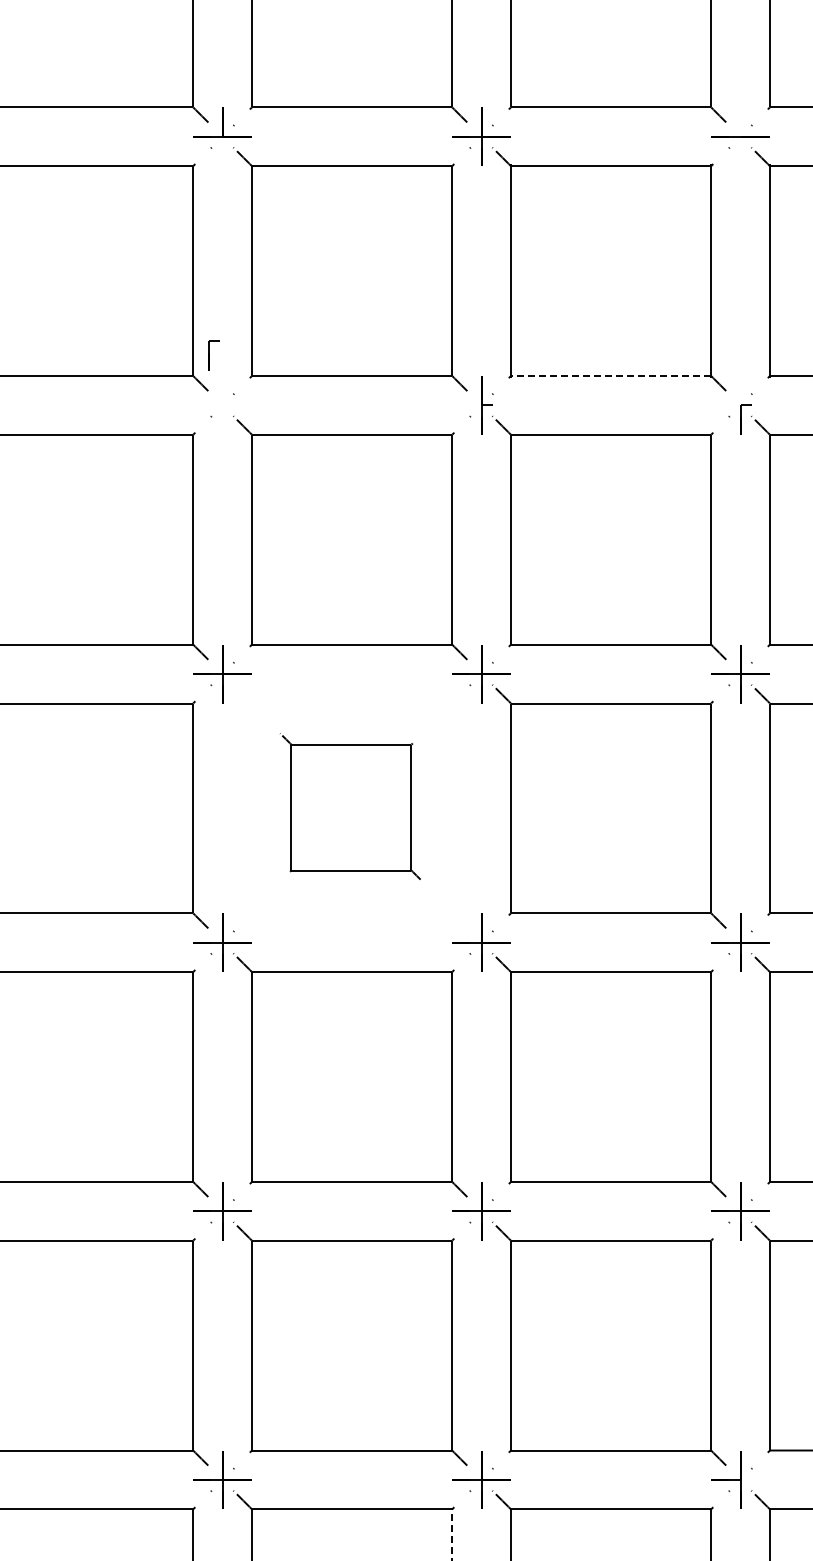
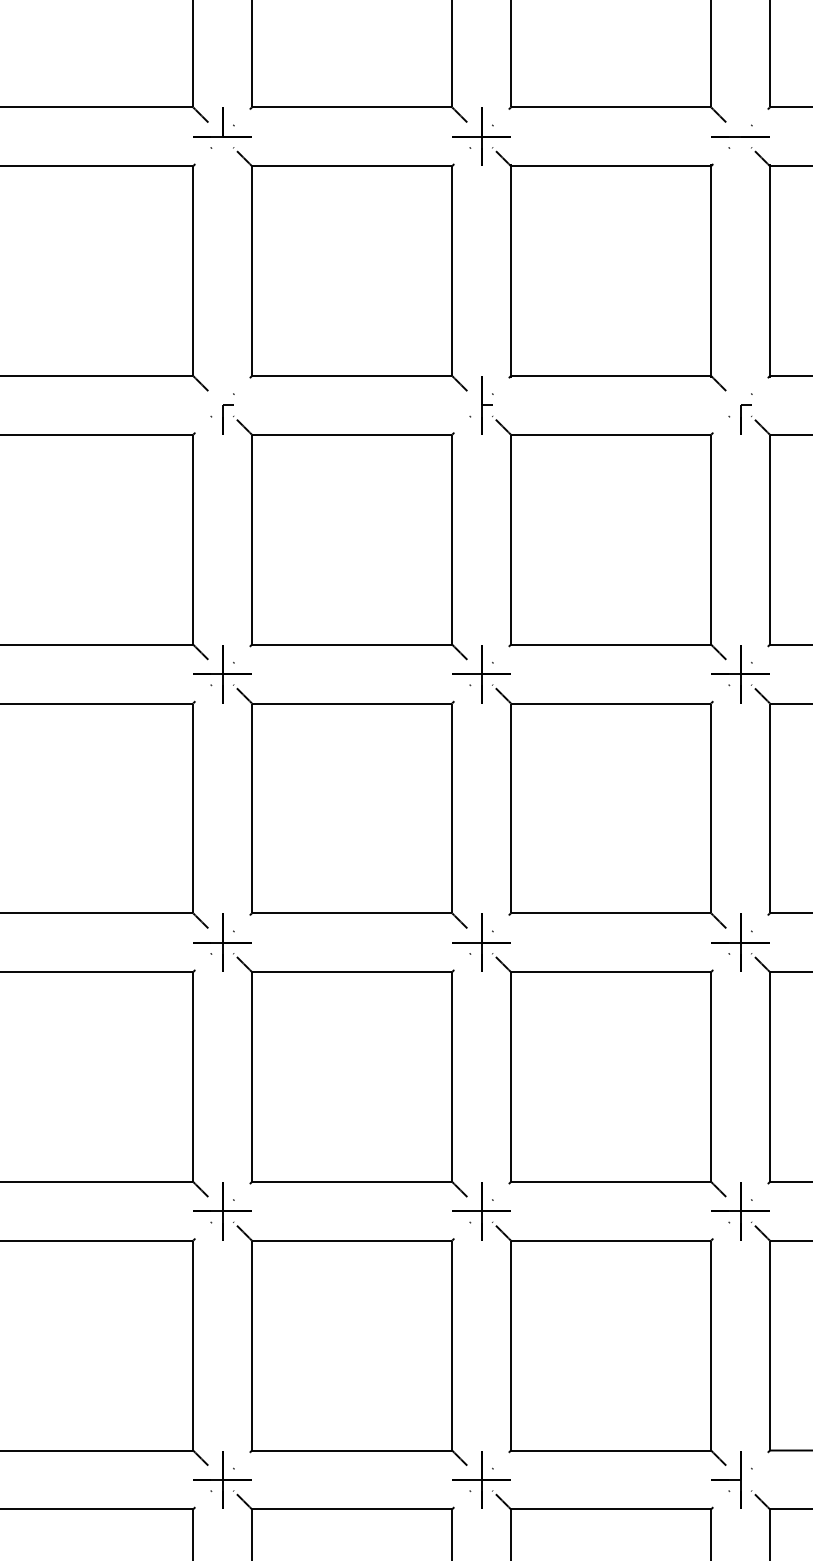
part position: (213, 355) -> (227, 419) (227, 419)
line: dashed -> solid (610, 375)
part size: 142x147 px -> 235x245 px (350, 806)
line: dashed -> solid (452, 1534)
